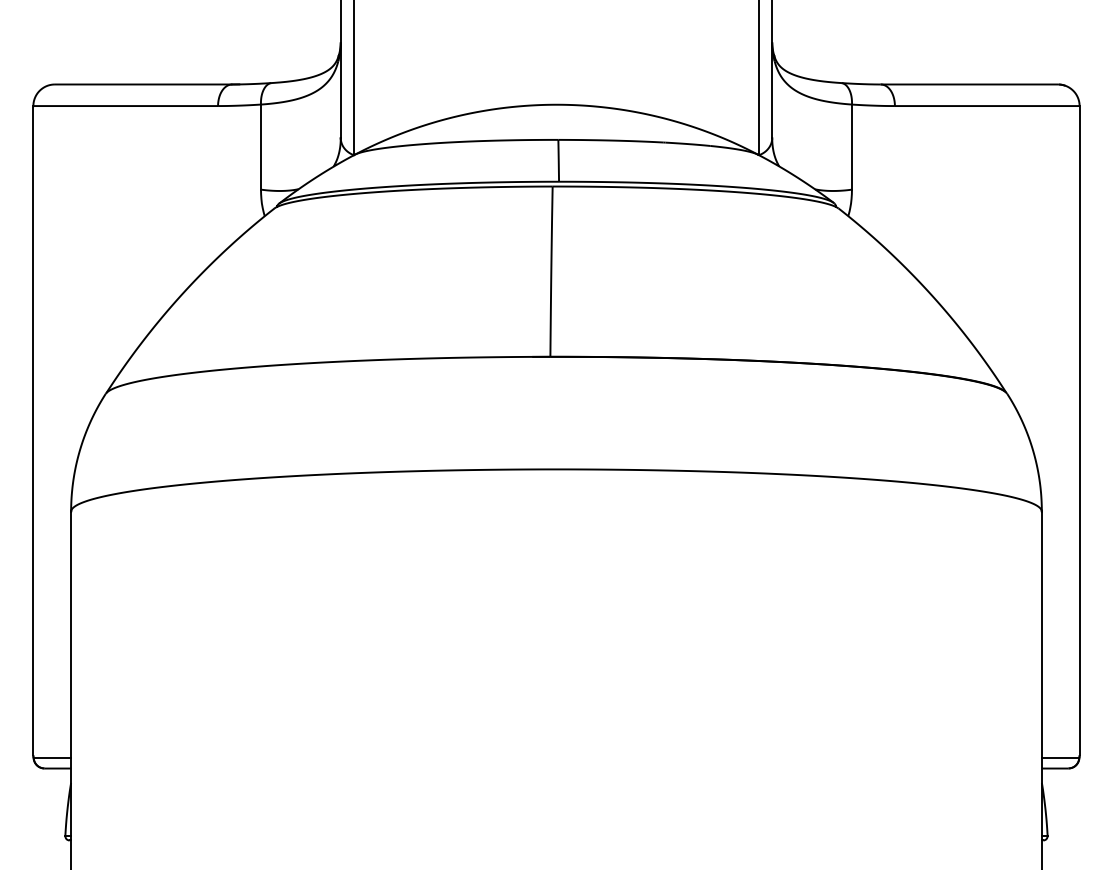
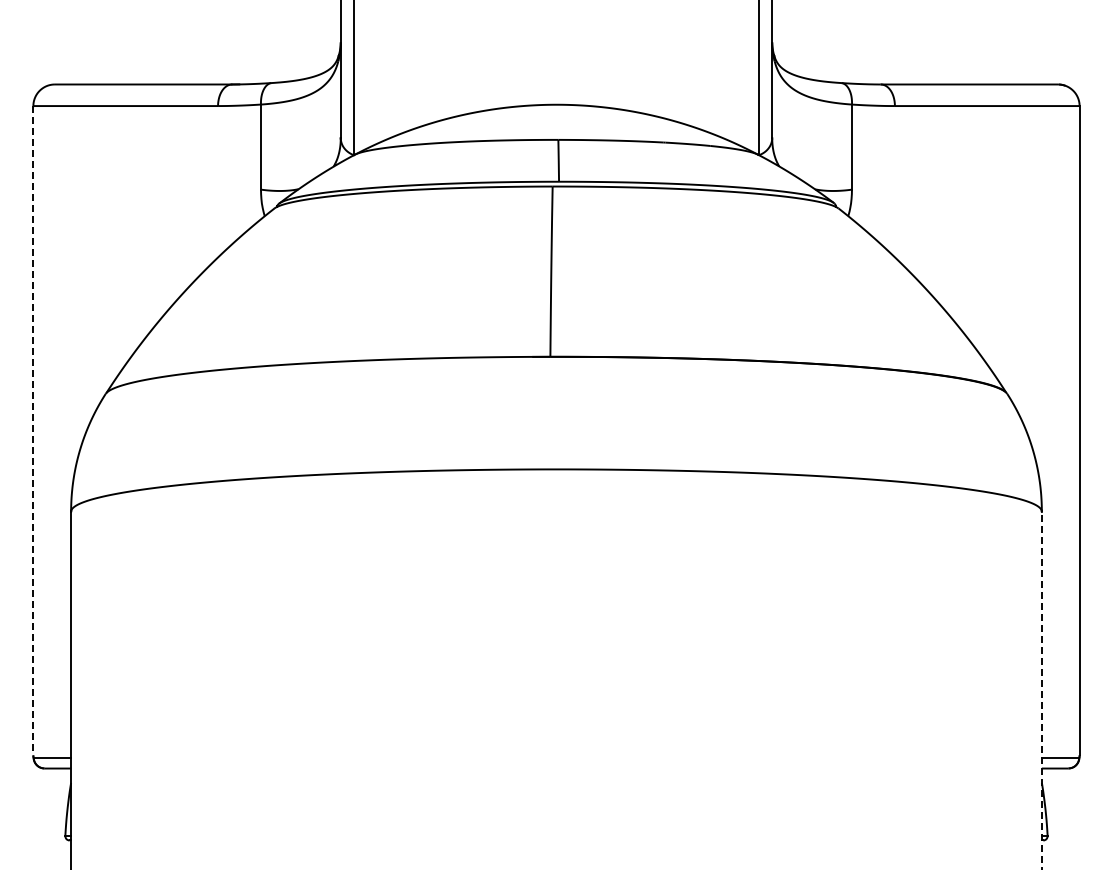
line: solid -> dashed (33, 430)
line: solid -> dashed (1041, 690)
